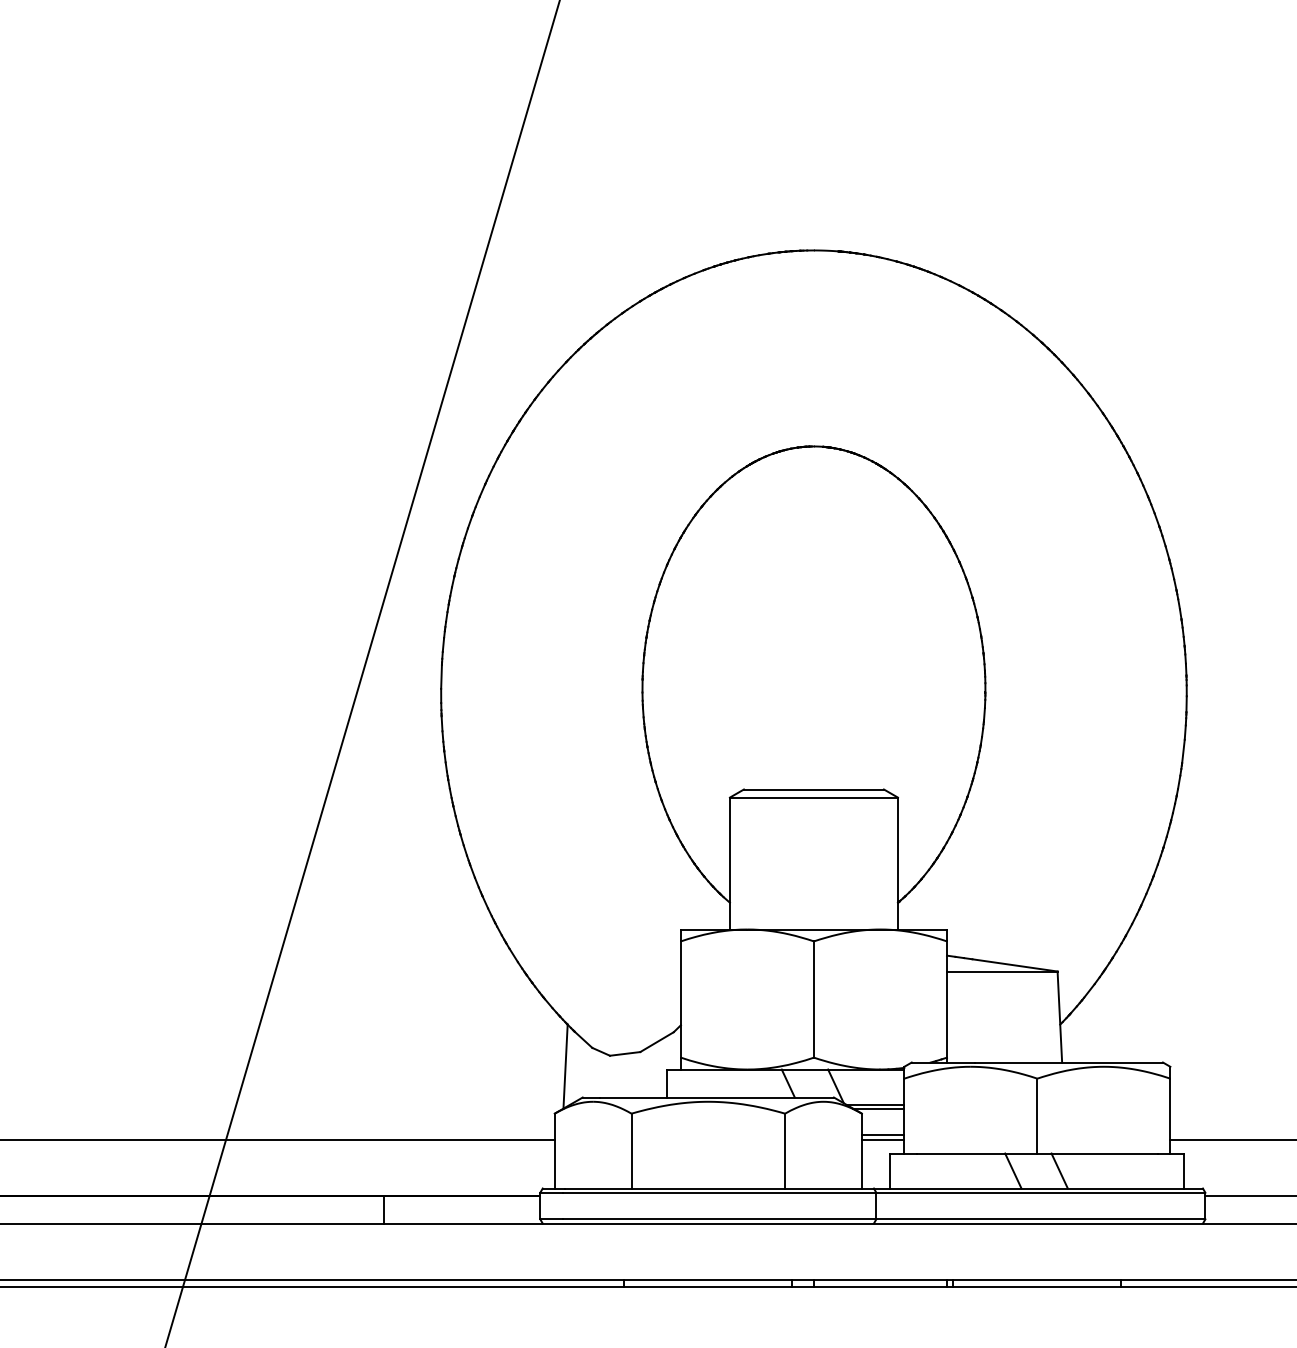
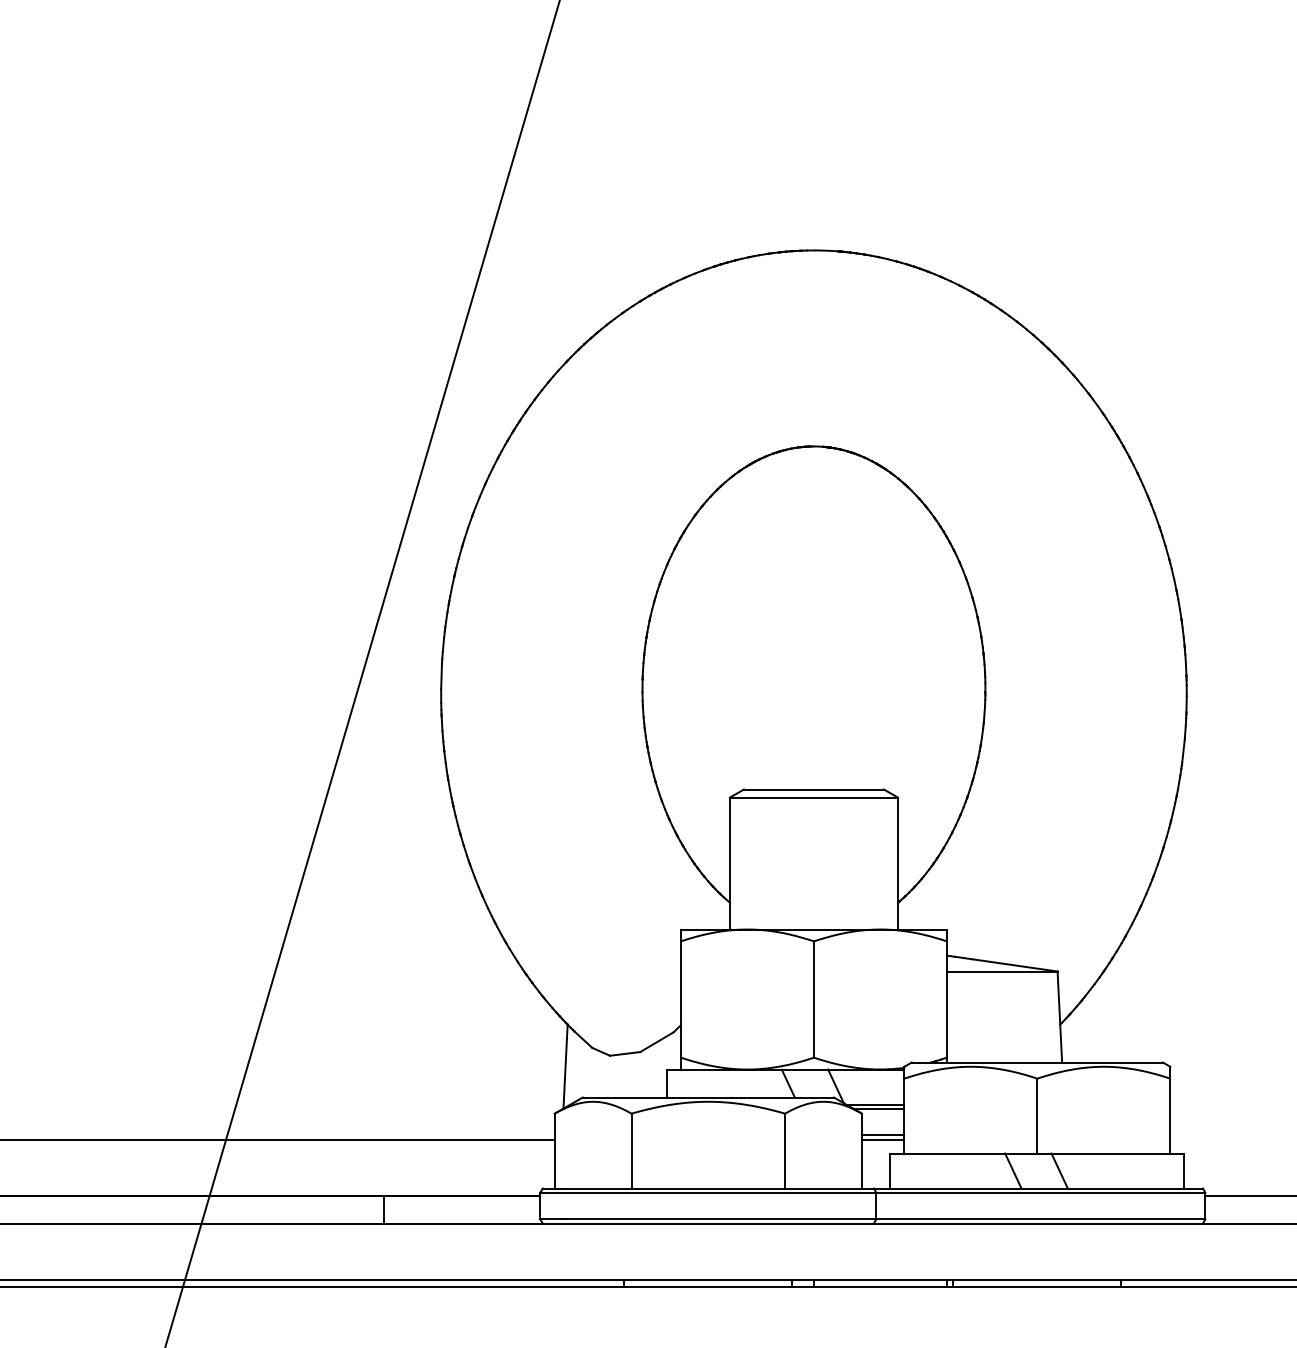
line: present -> none (1231, 1139)
